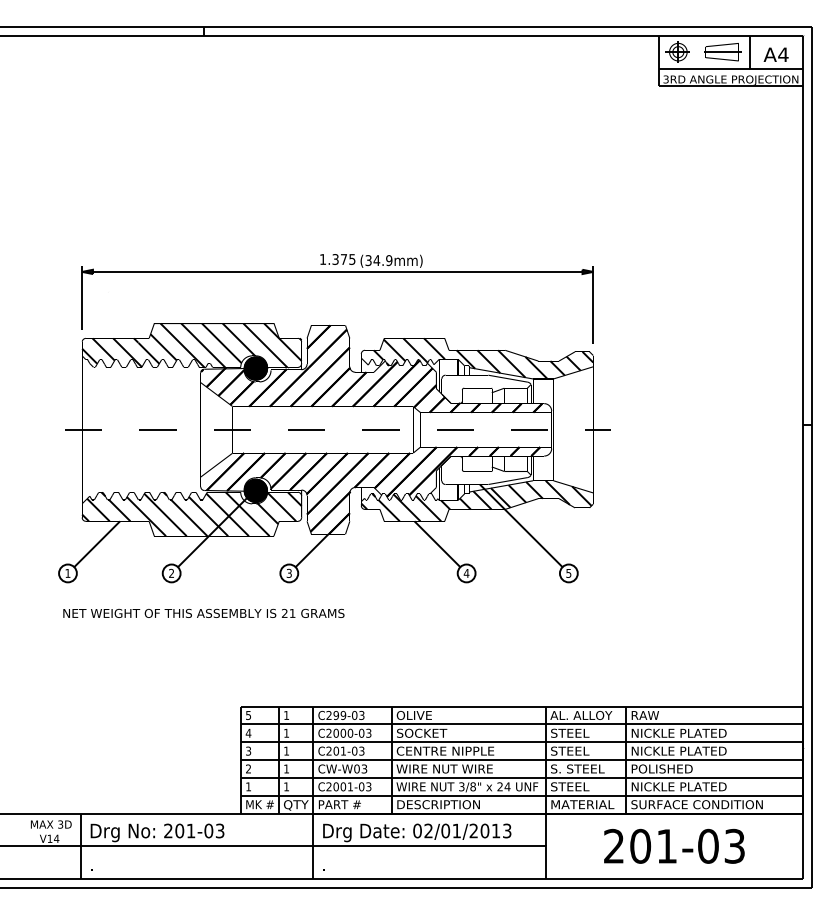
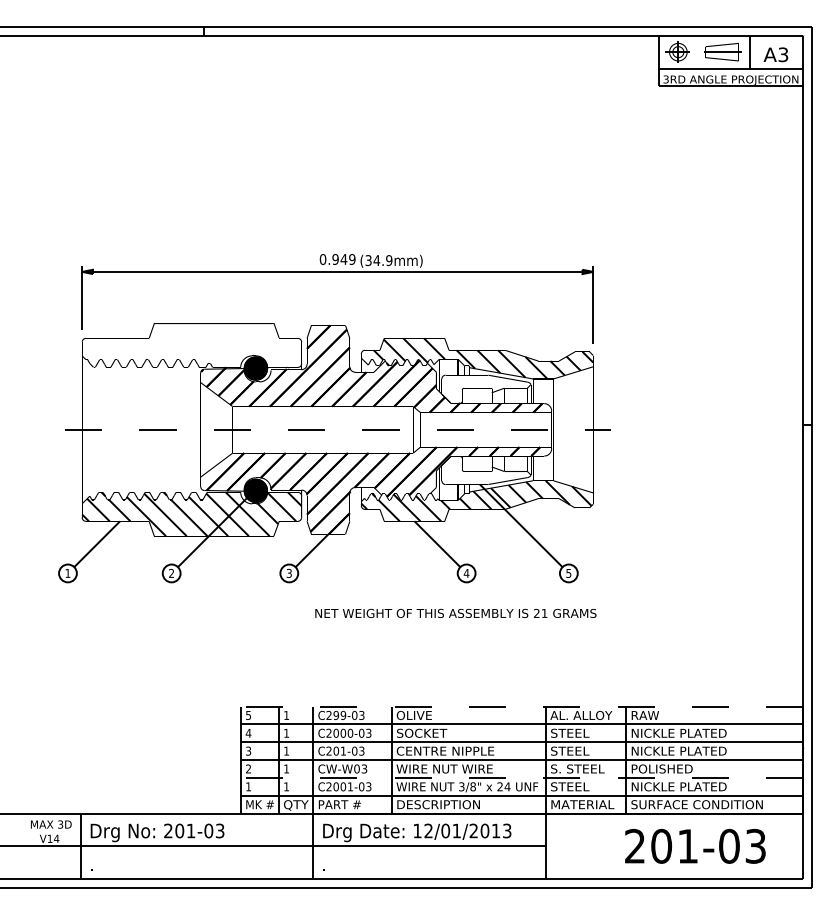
text: A4 -> A3 (783, 54)
text: 1.375 -> 0.949 (337, 259)
hatch: present -> none (191, 329)
text position: (203, 612) -> (455, 612) (455, 612)
line: solid -> dashed (521, 706)
line: solid -> dashed (521, 777)
text: 02/01/2013 -> 12/01/2013 (417, 830)
text position: (674, 845) -> (695, 845) (695, 845)
